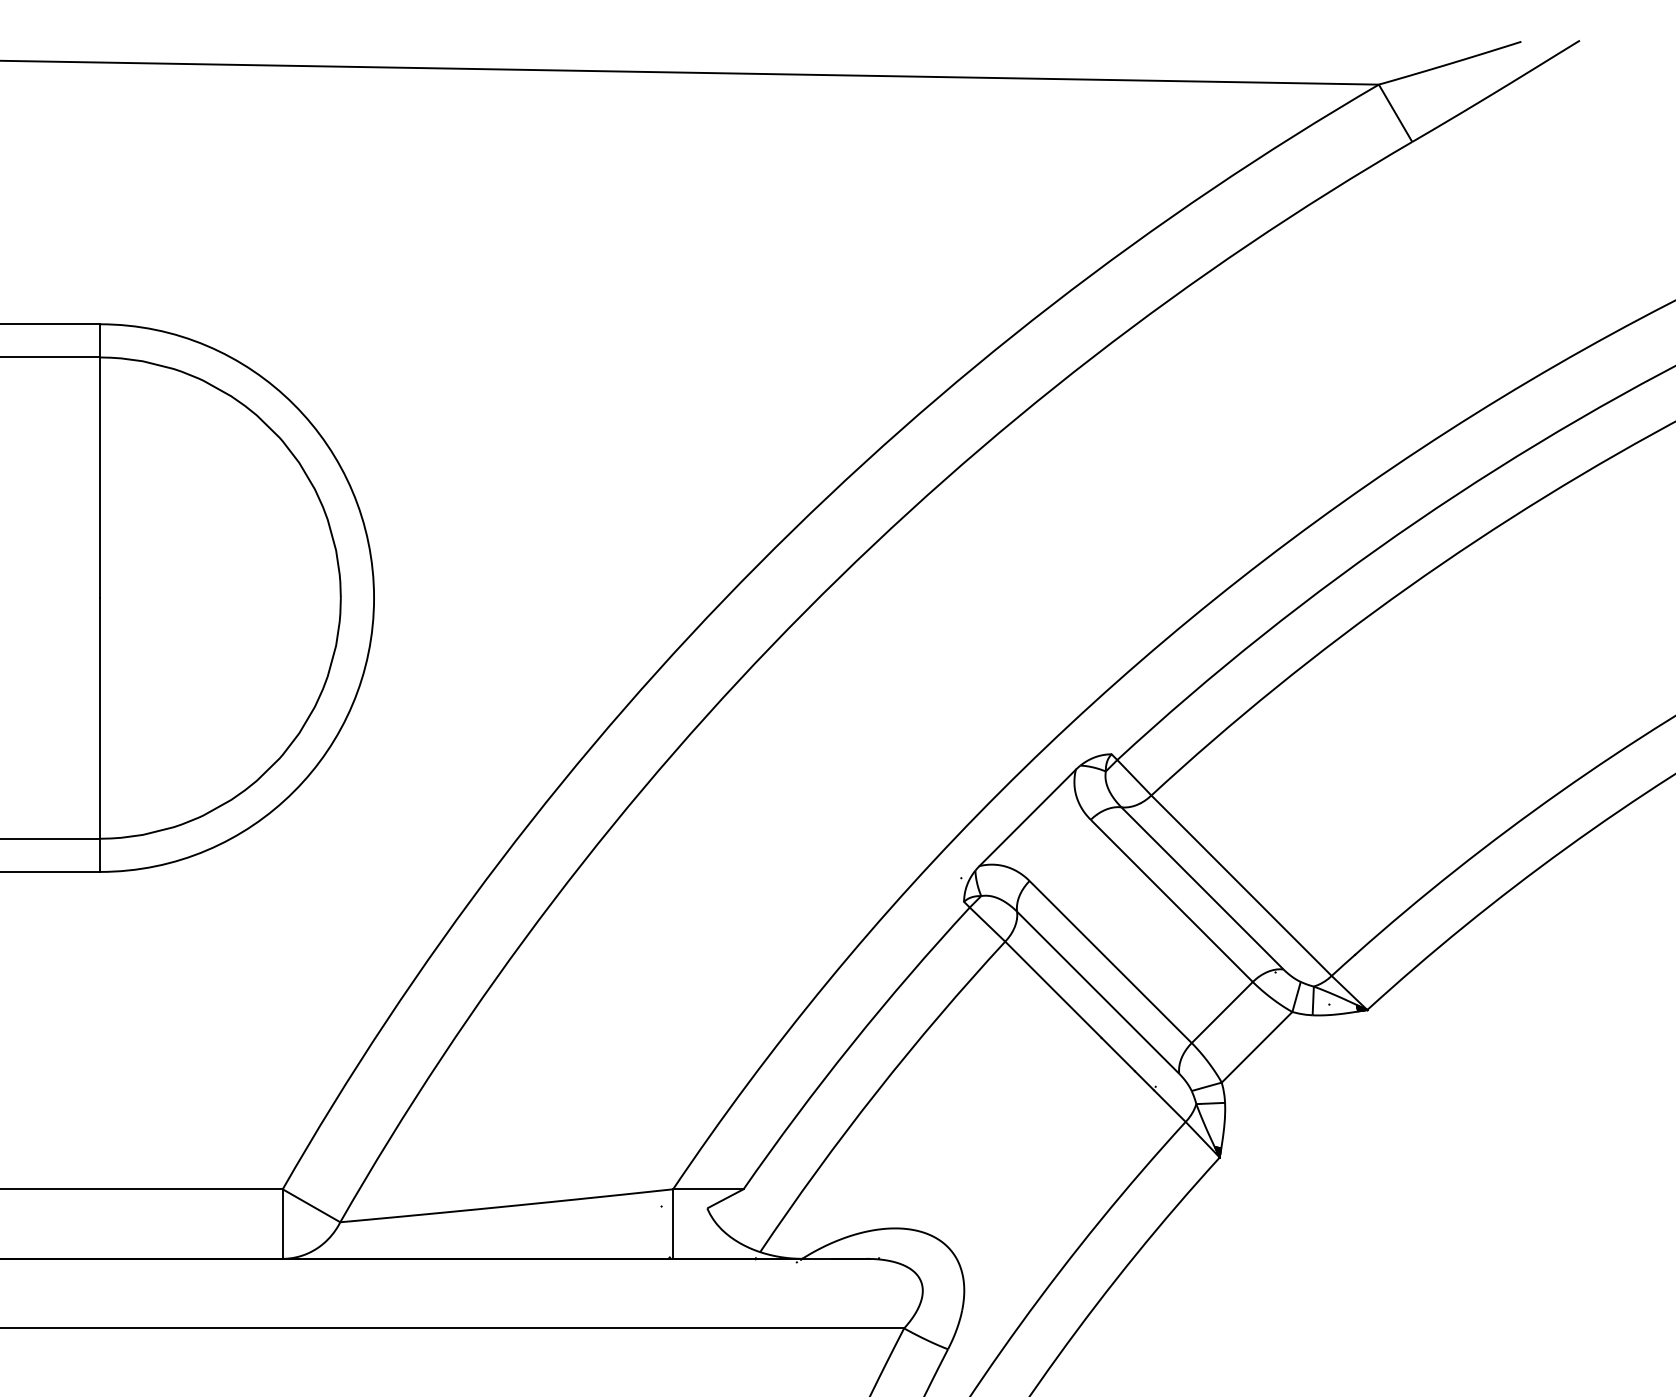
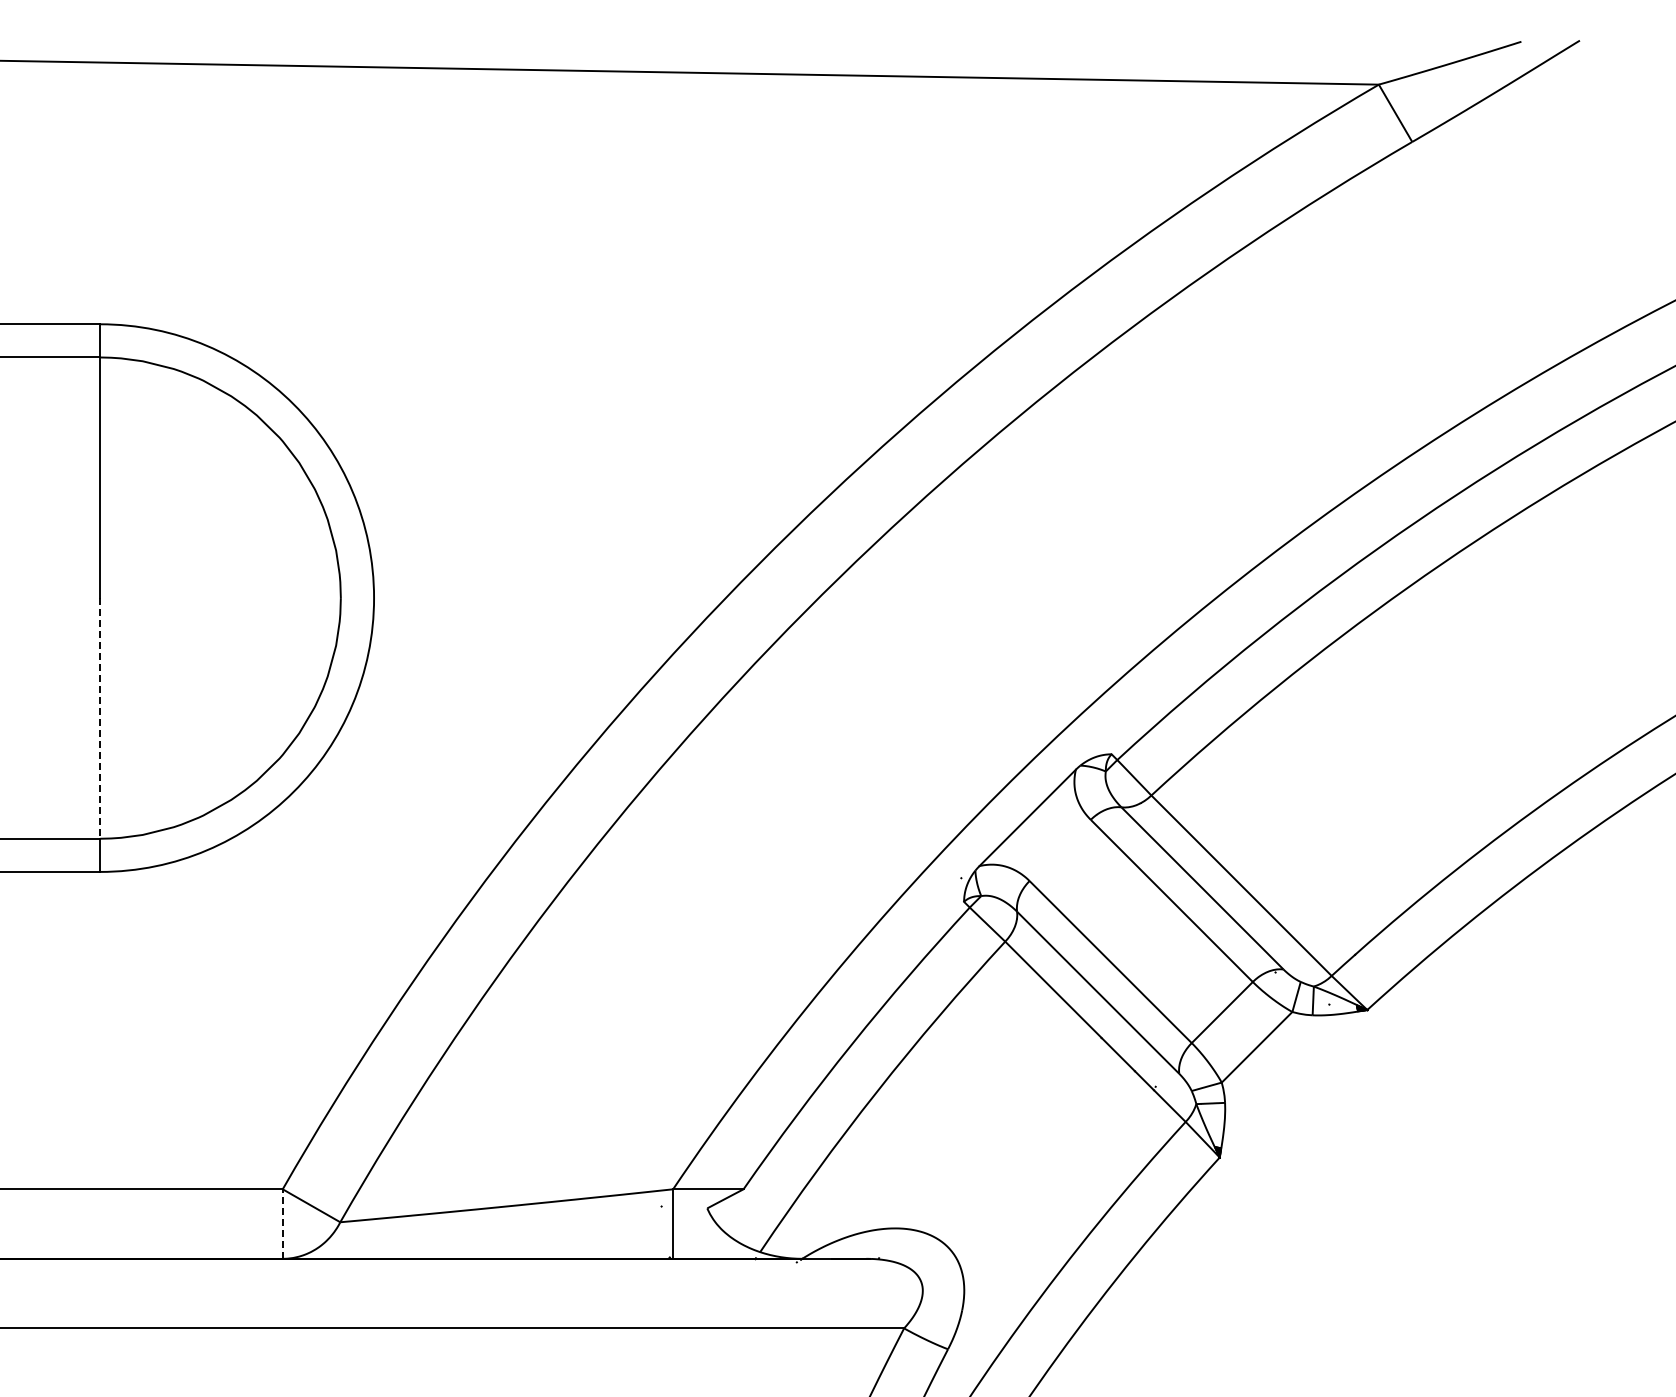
line: solid -> dashed (100, 718)
line: solid -> dashed (282, 1224)
